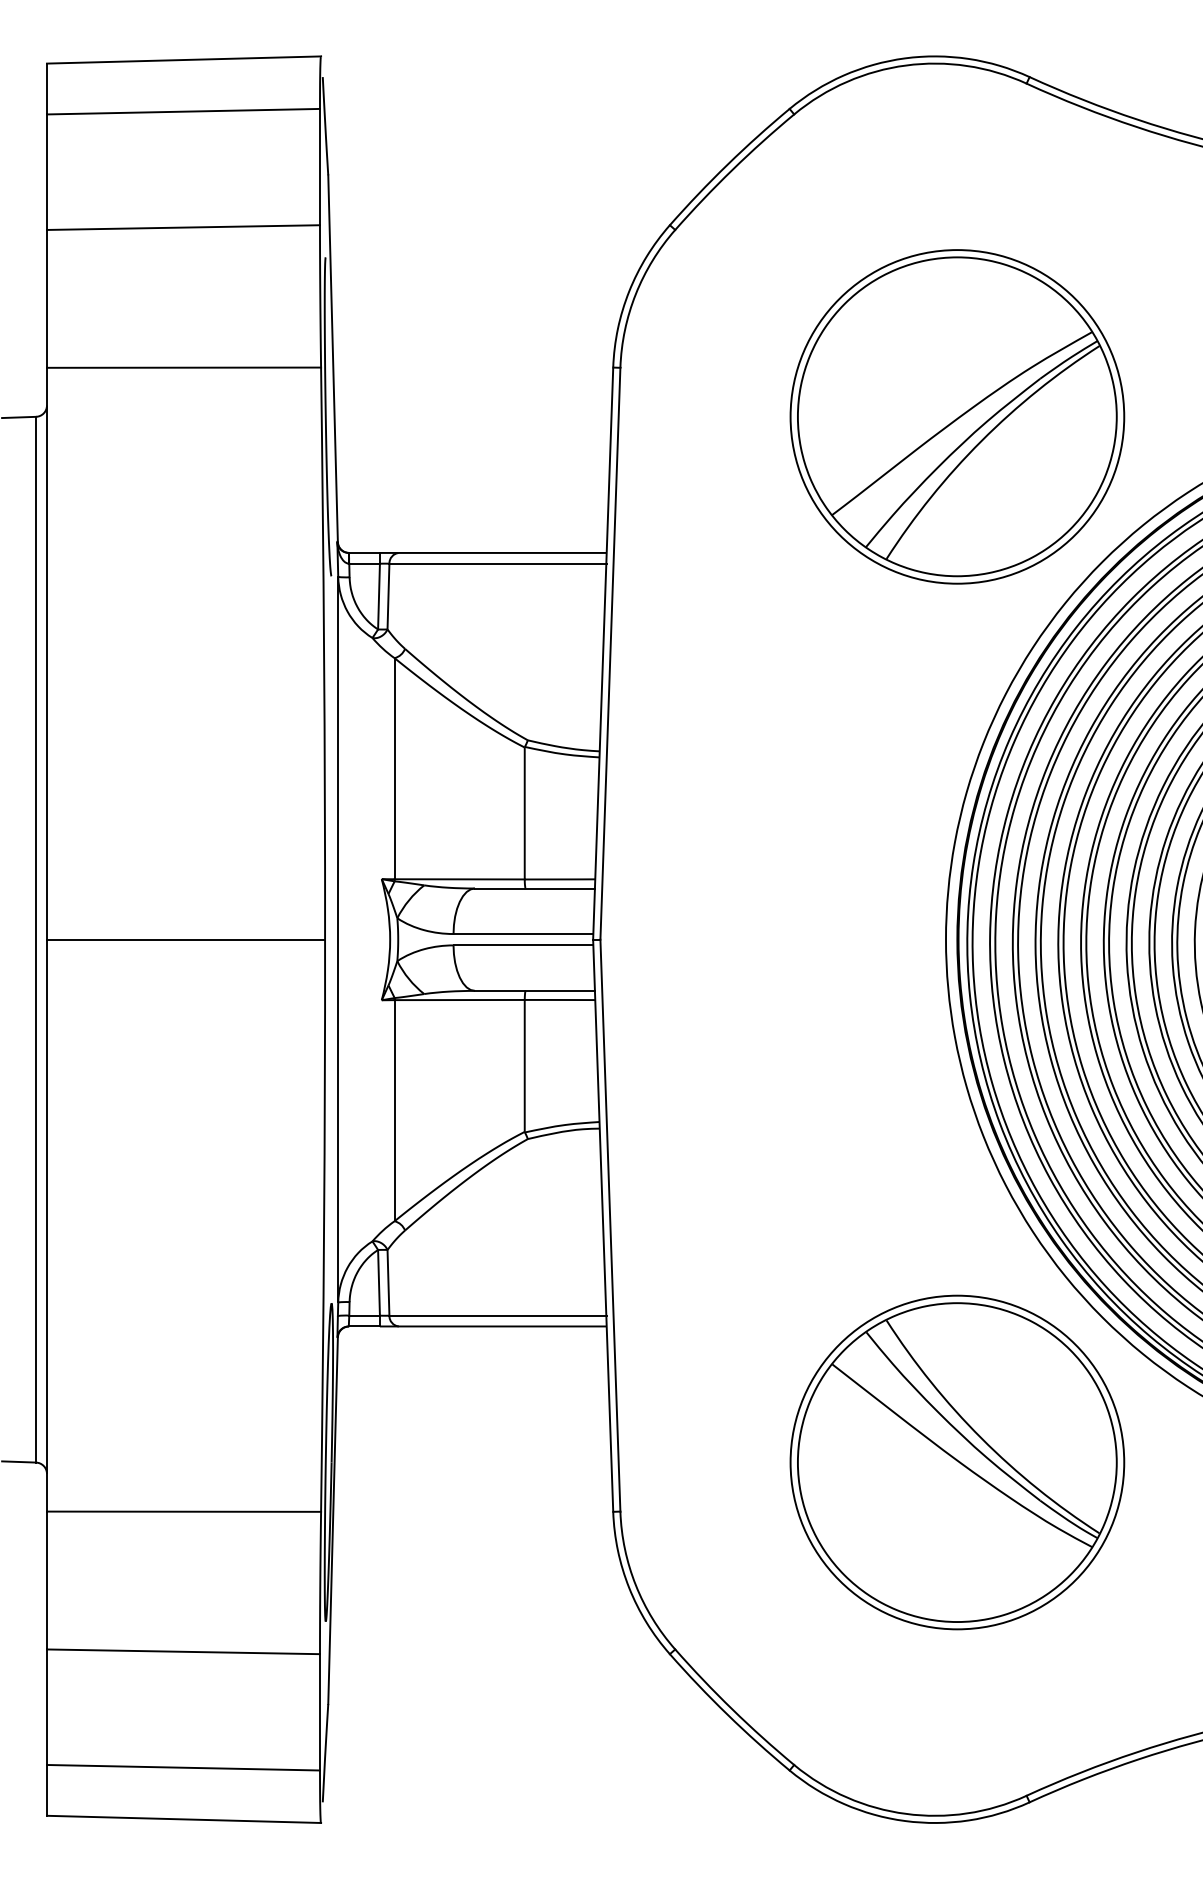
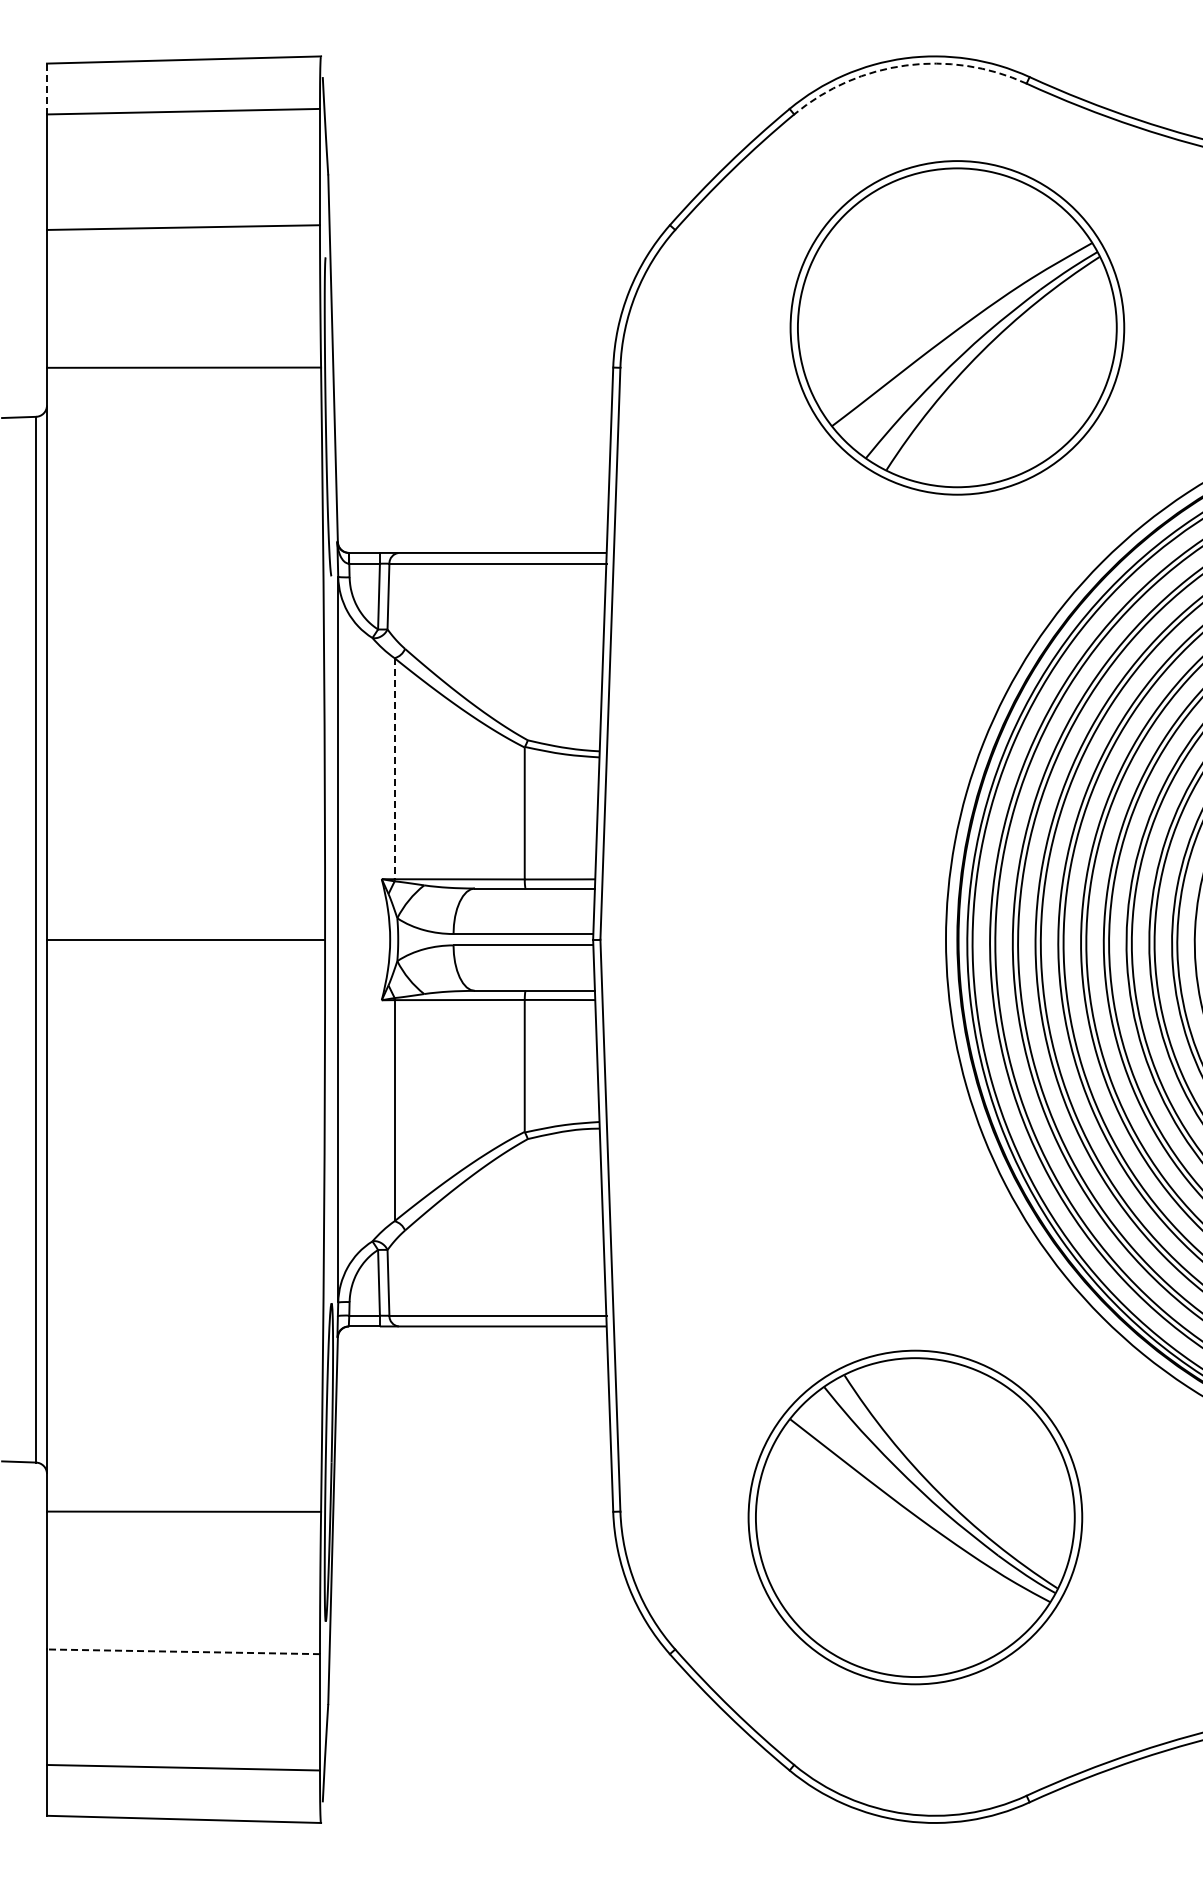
arc: solid -> dashed (905, 65)
line: solid -> dashed (47, 89)
part position: (957, 416) -> (957, 327) (957, 327)
line: solid -> dashed (394, 768)
part position: (957, 1462) -> (915, 1517) (915, 1517)
line: solid -> dashed (183, 1651)
